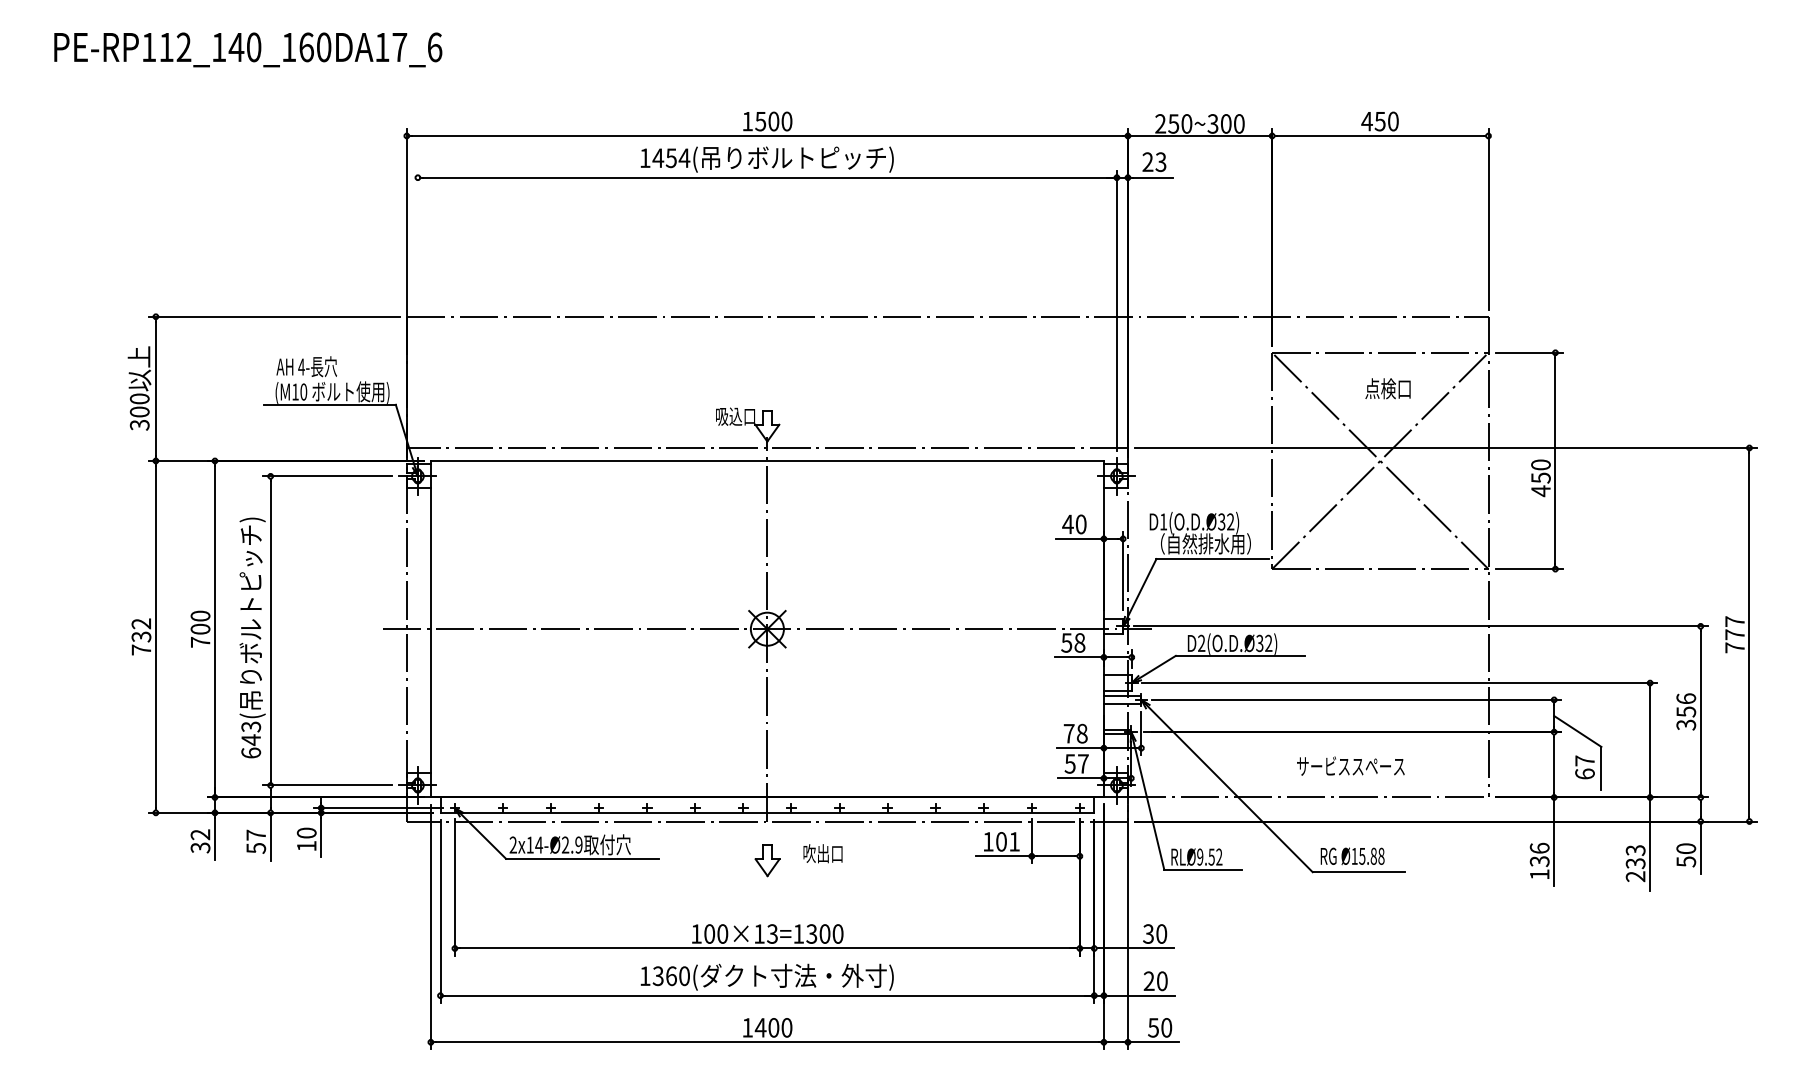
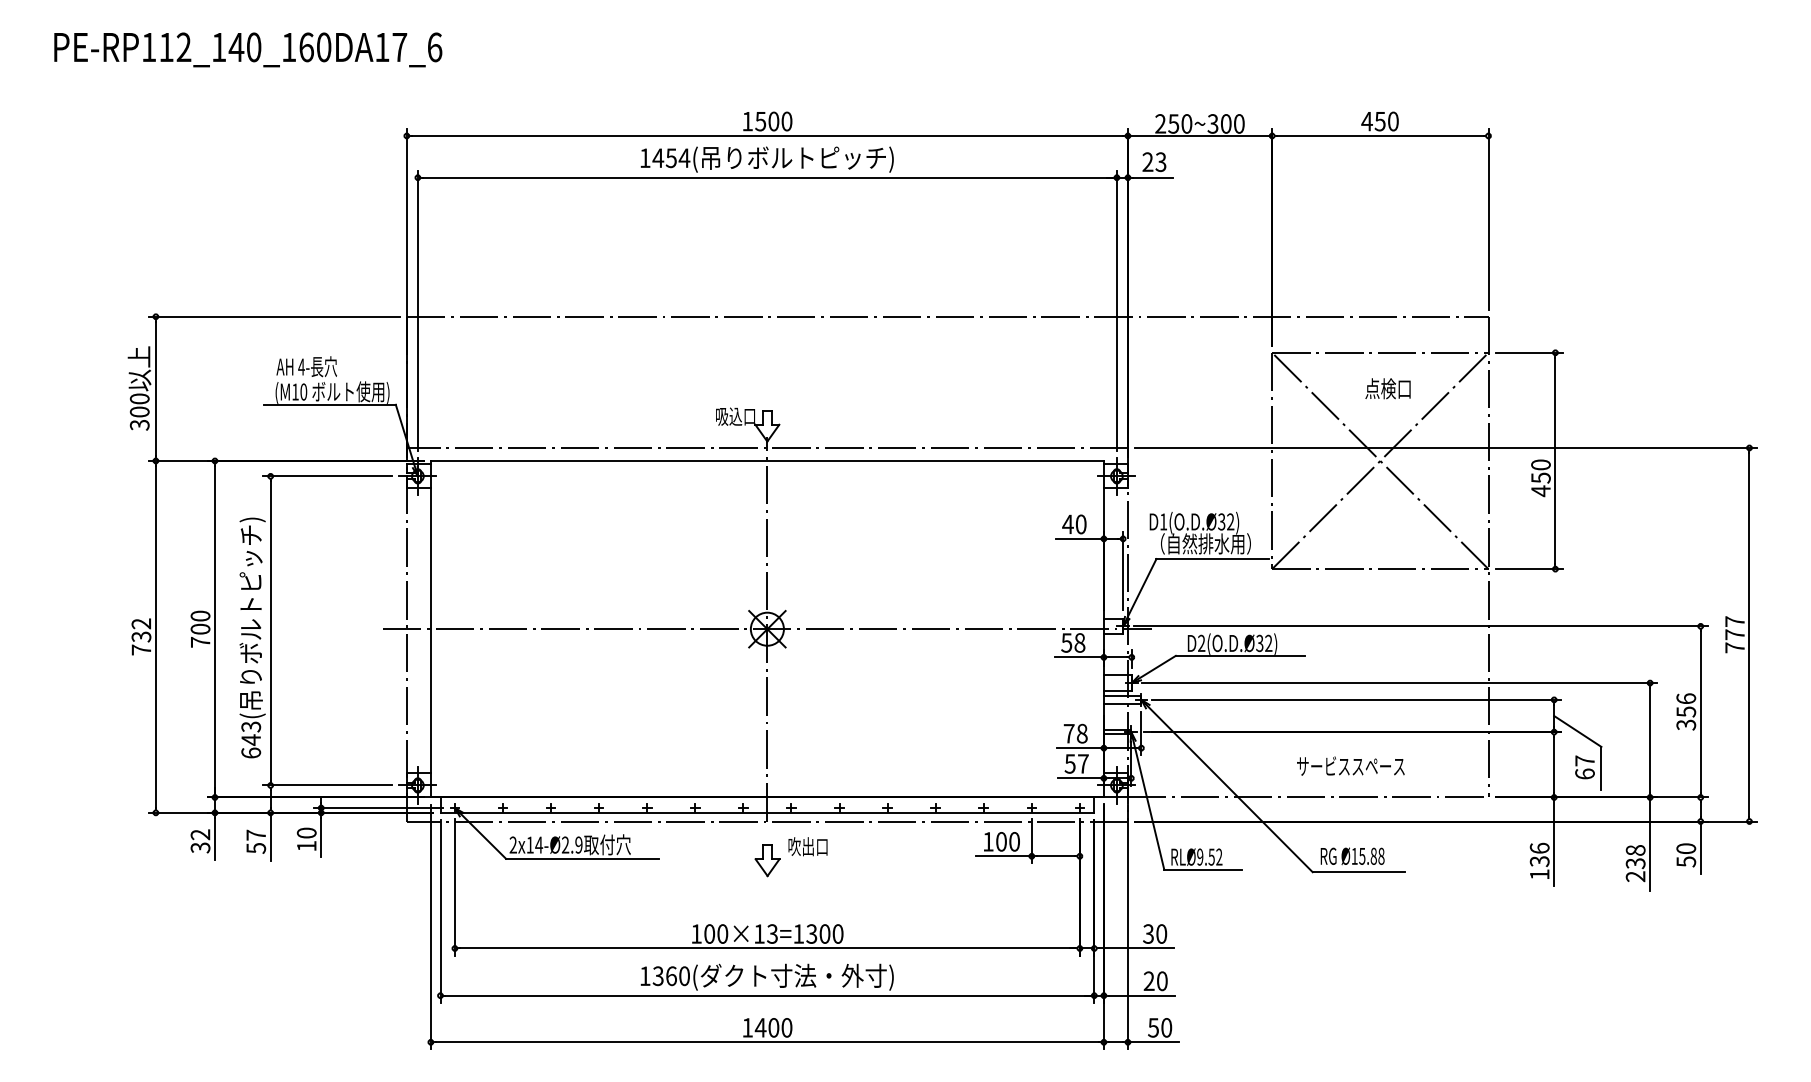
line: none -> present (417, 310)
text: 101 -> 100 (1014, 841)
text: 233 -> 238 (1635, 850)
text position: (822, 853) -> (807, 846) (807, 846)
